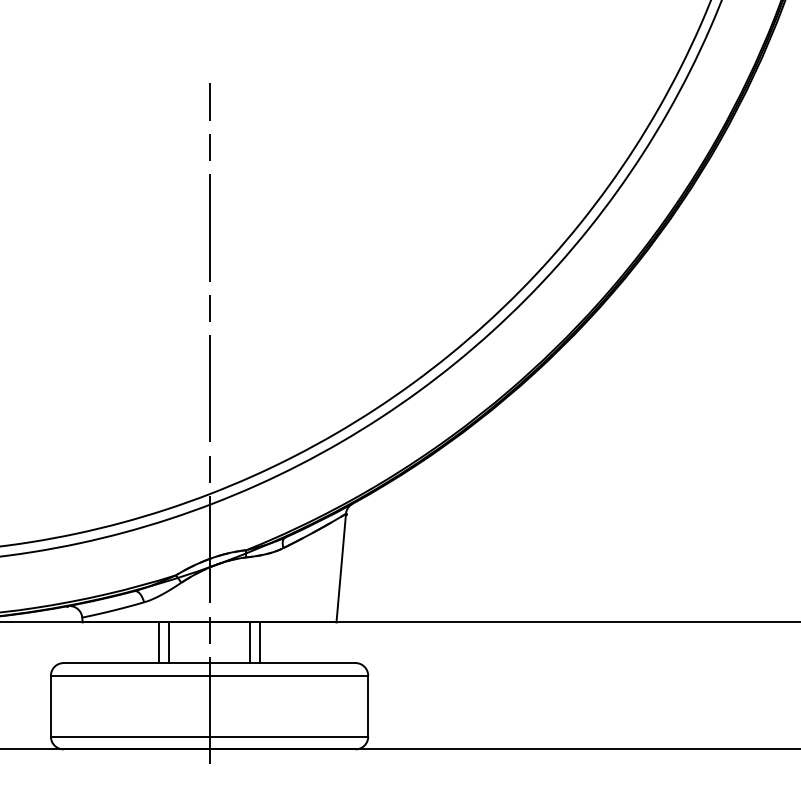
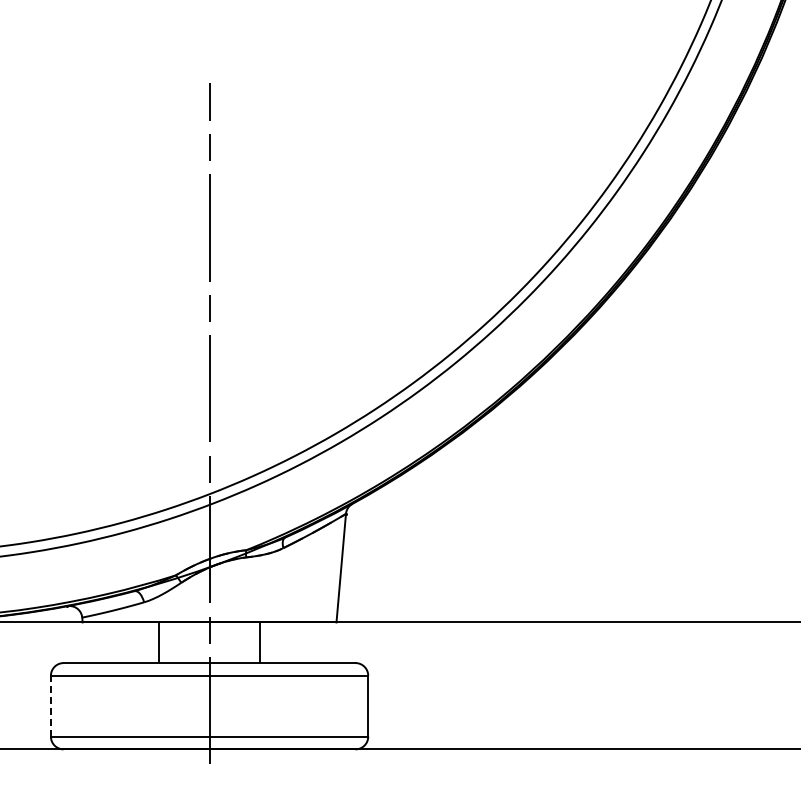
line: present -> none (168, 642)
line: present -> none (250, 642)
line: solid -> dashed (50, 705)
